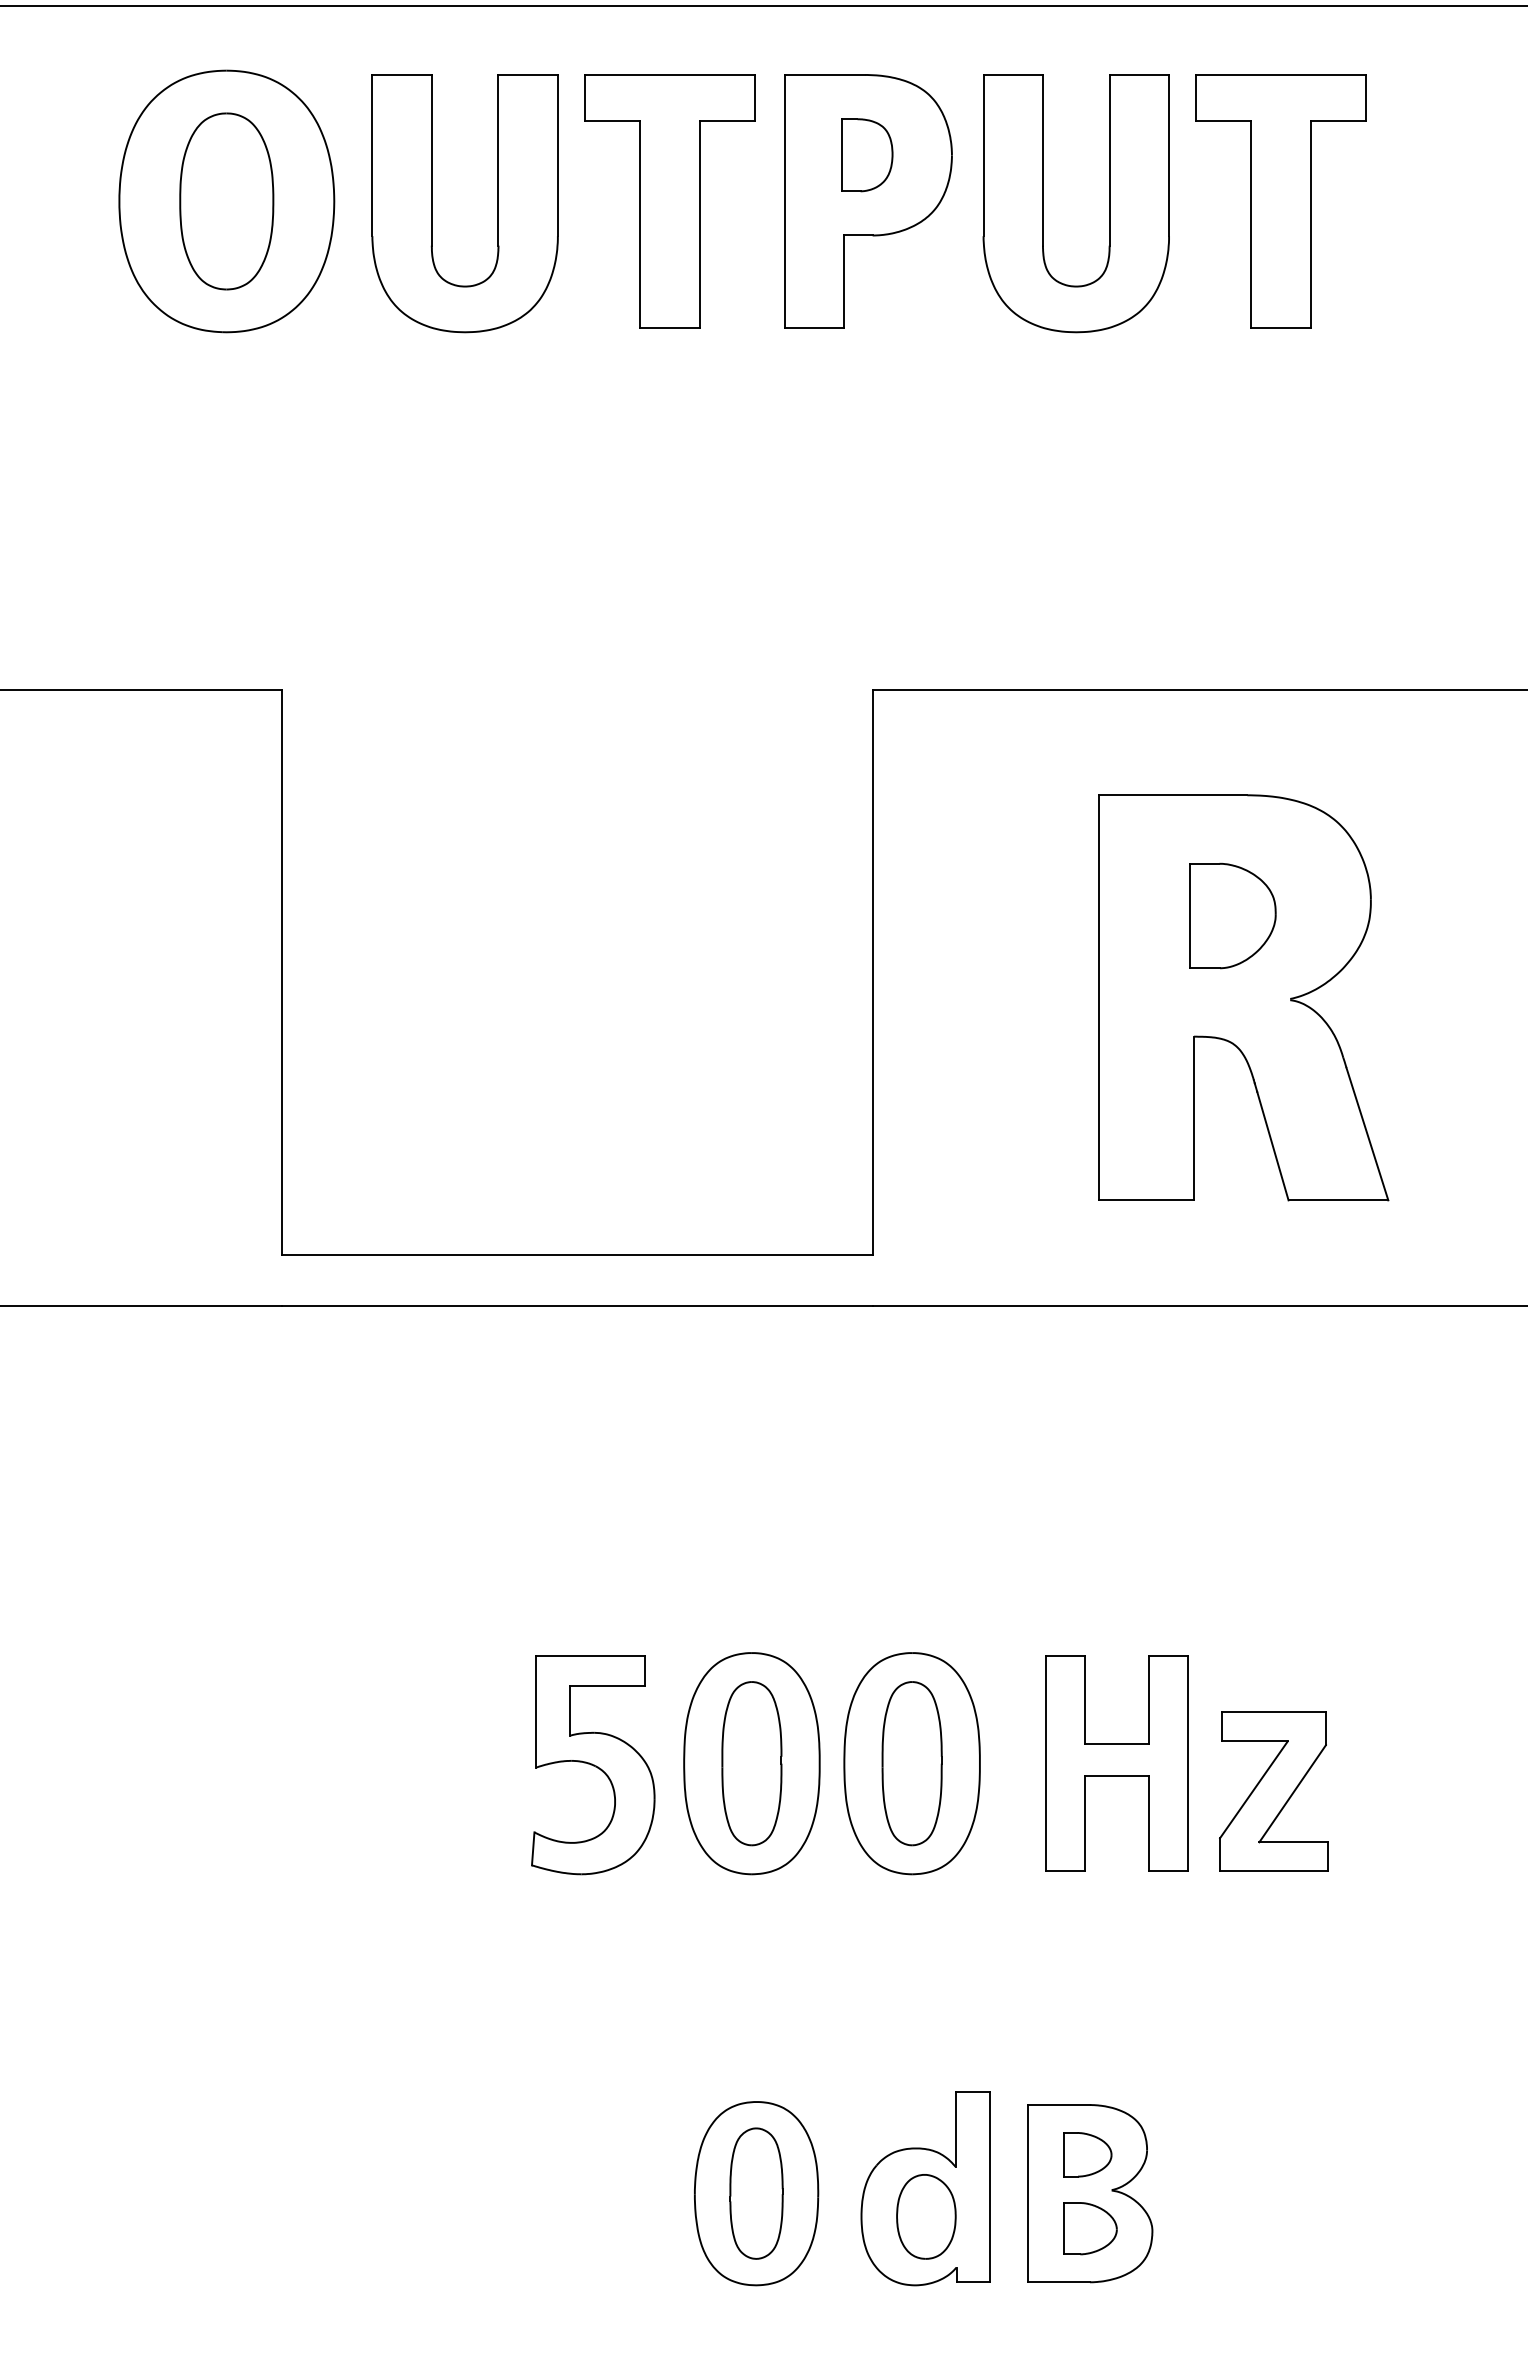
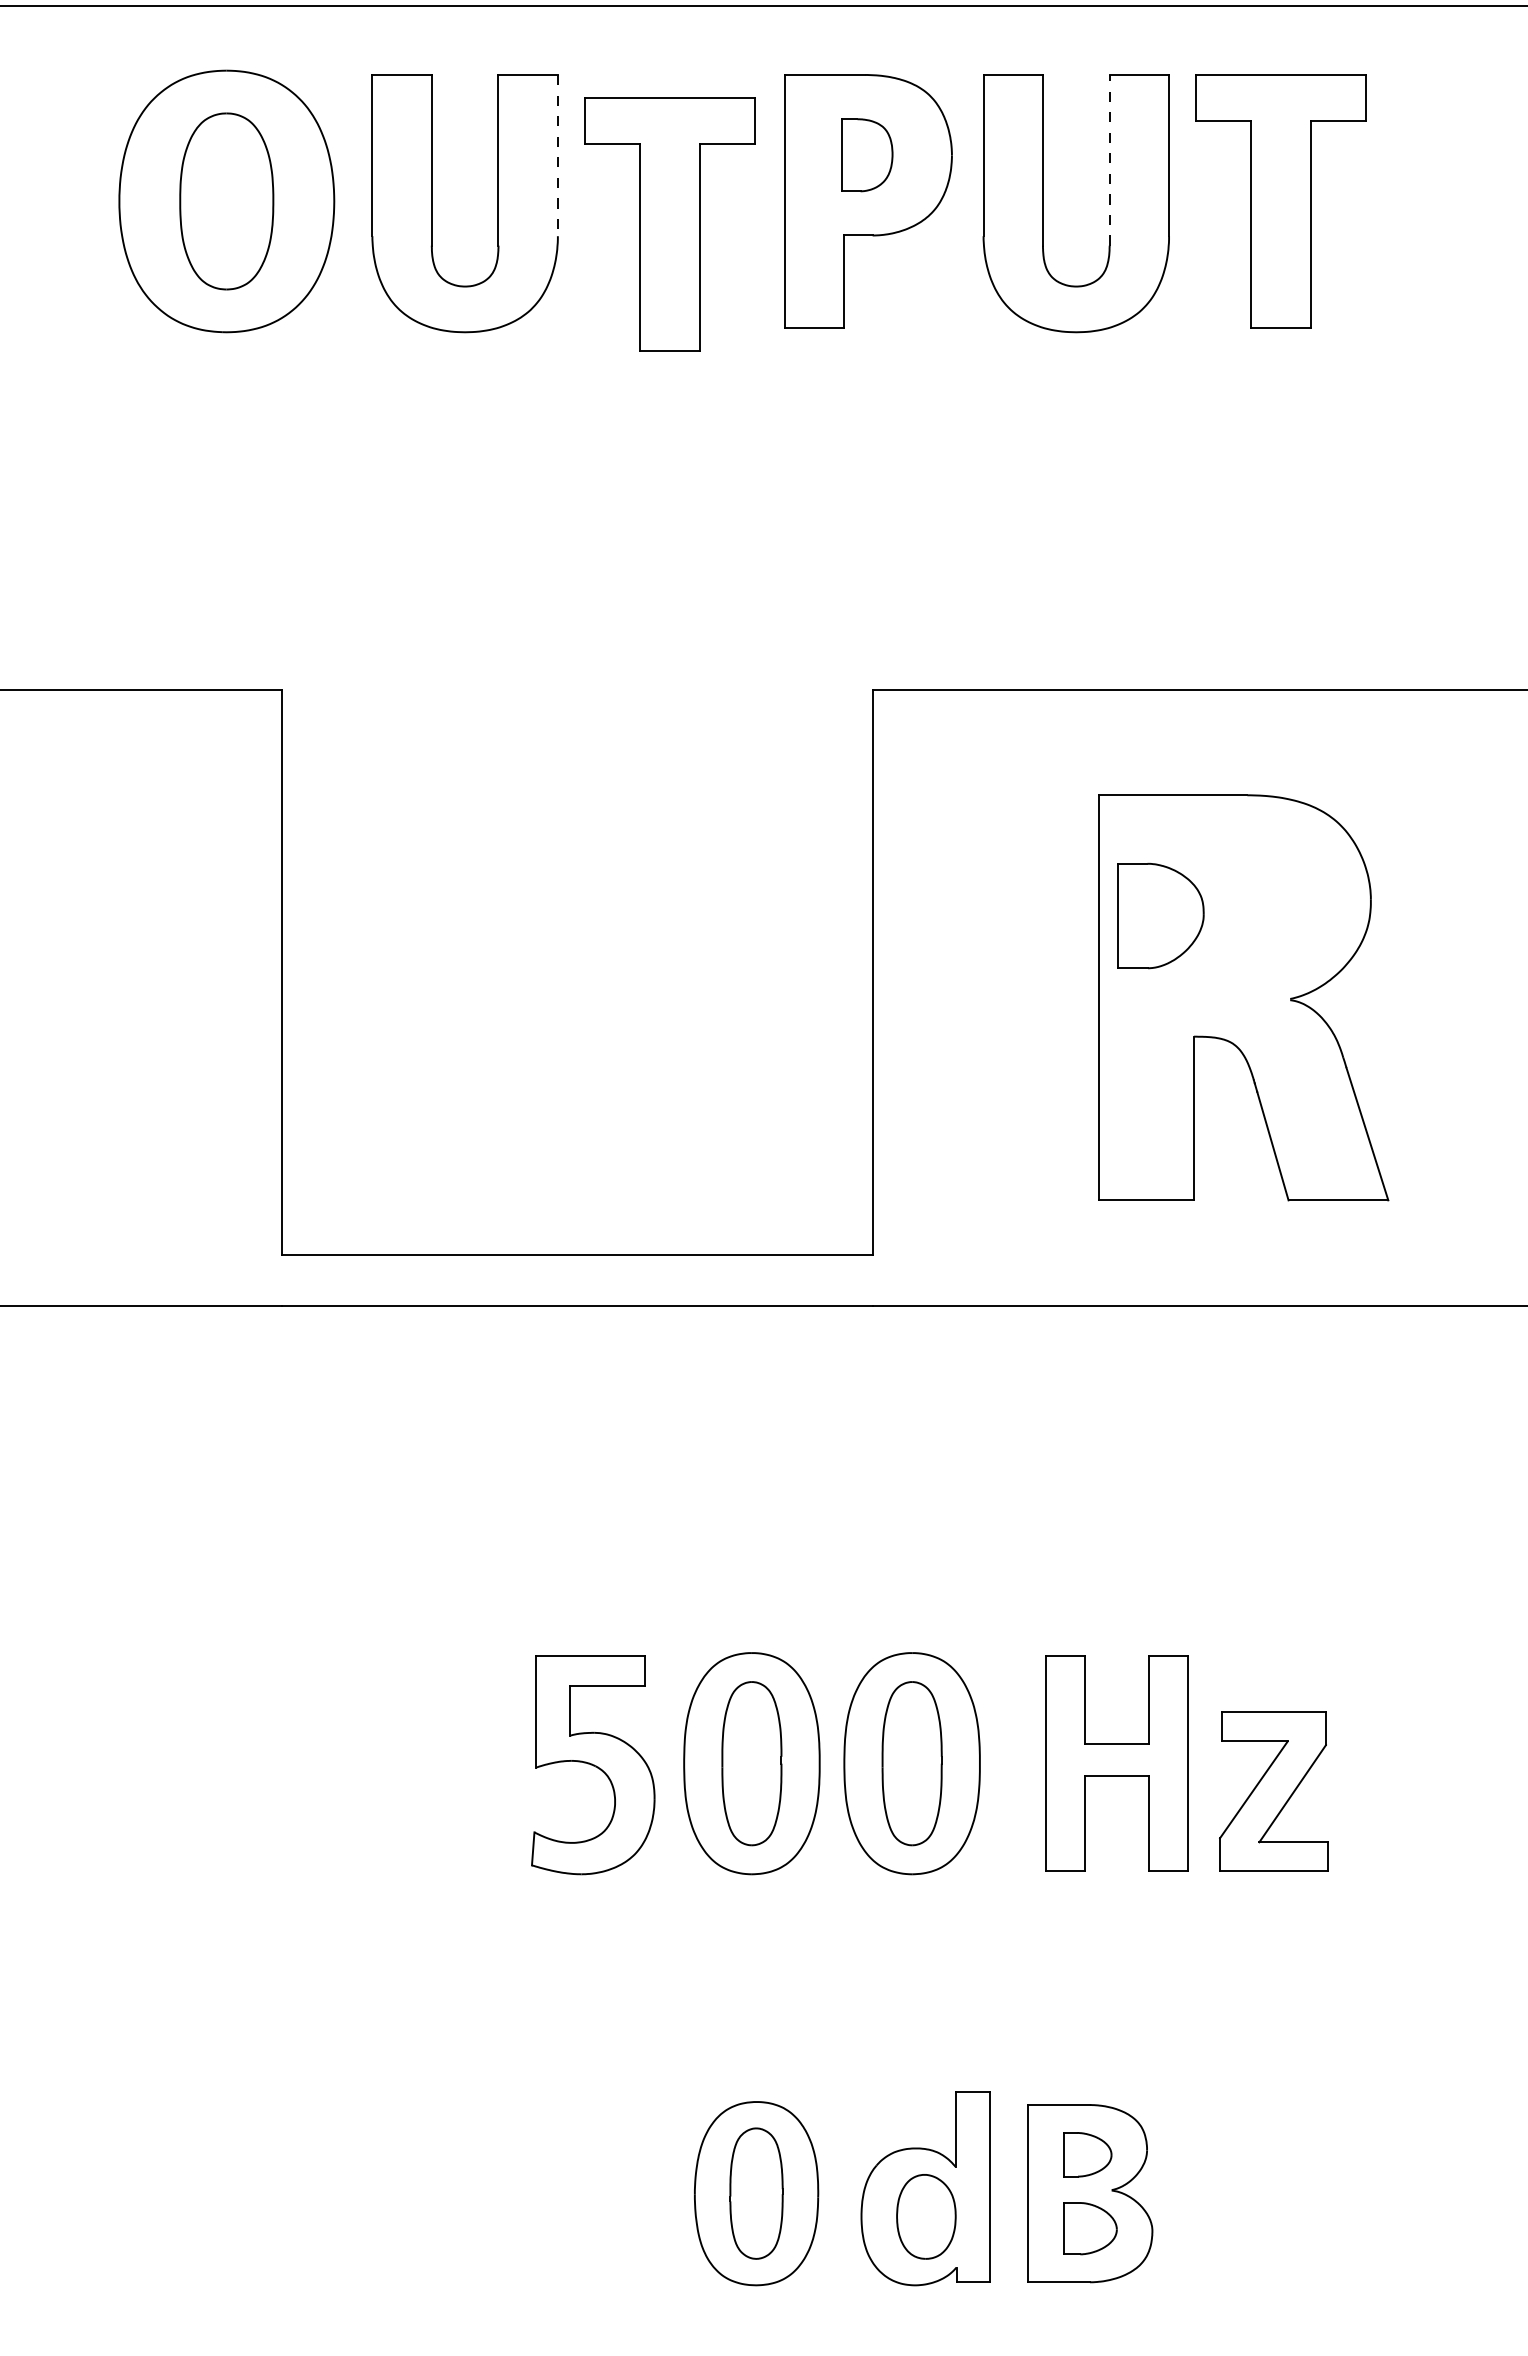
line: solid -> dashed (557, 155)
line: solid -> dashed (1109, 159)
part position: (669, 201) -> (669, 224) (669, 224)
part position: (1232, 915) -> (1160, 915) (1160, 915)
